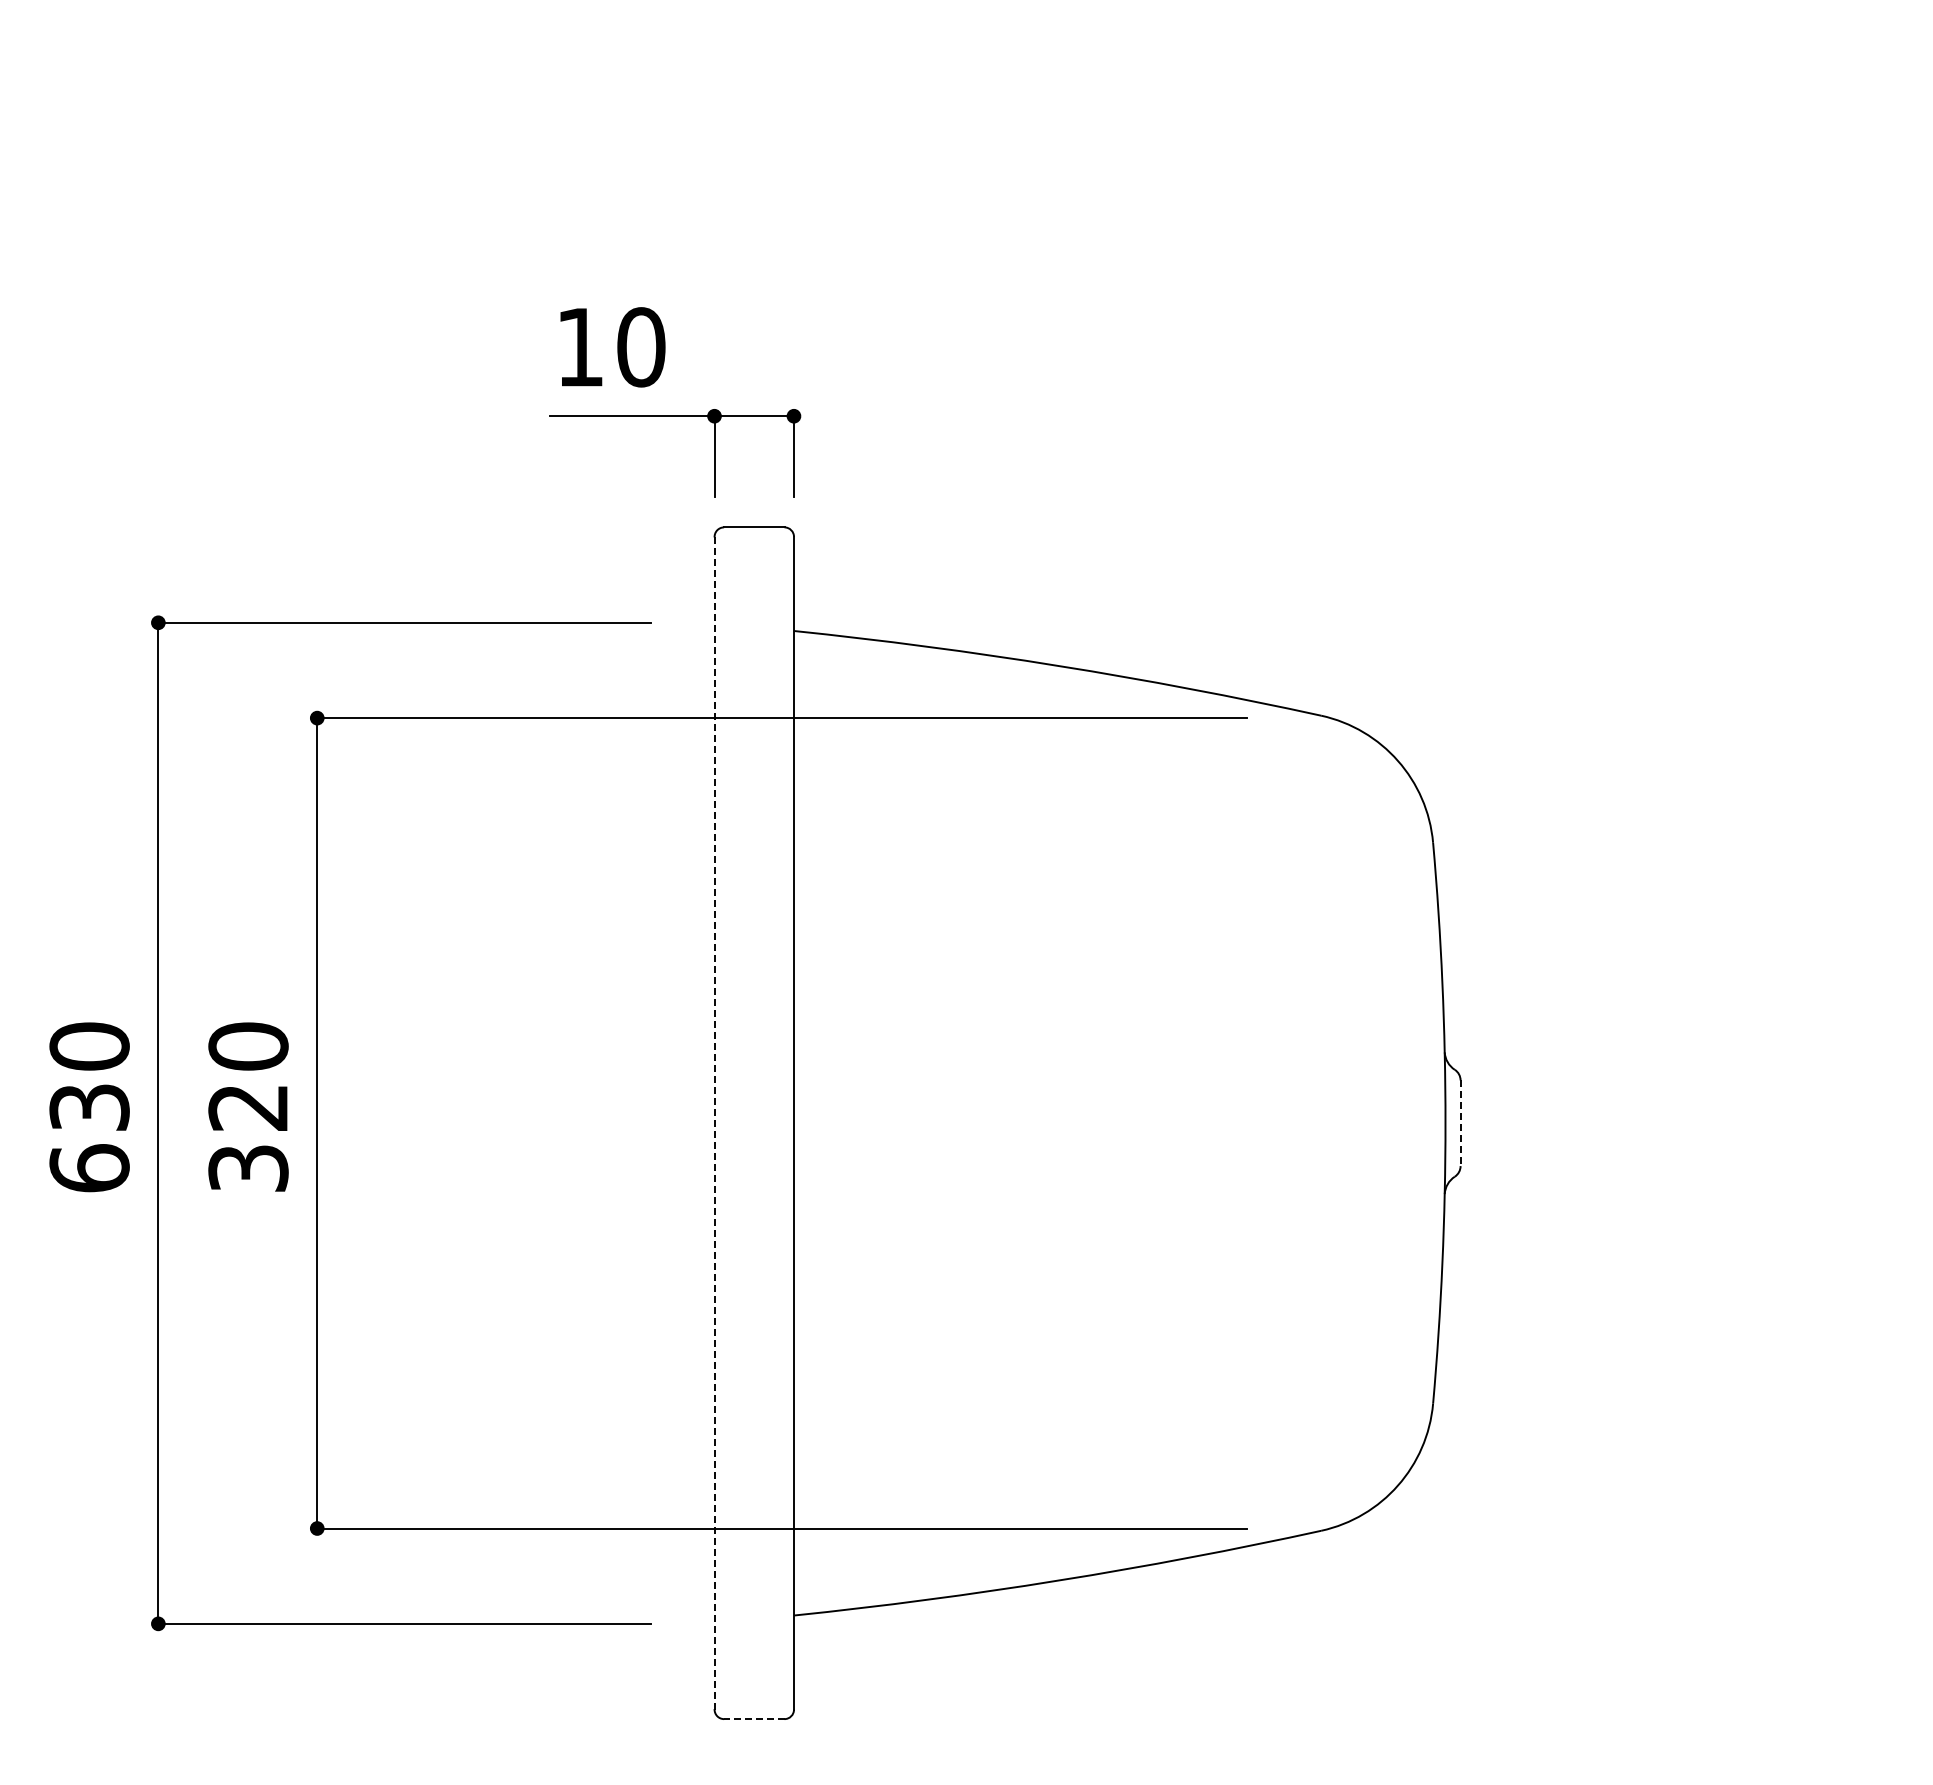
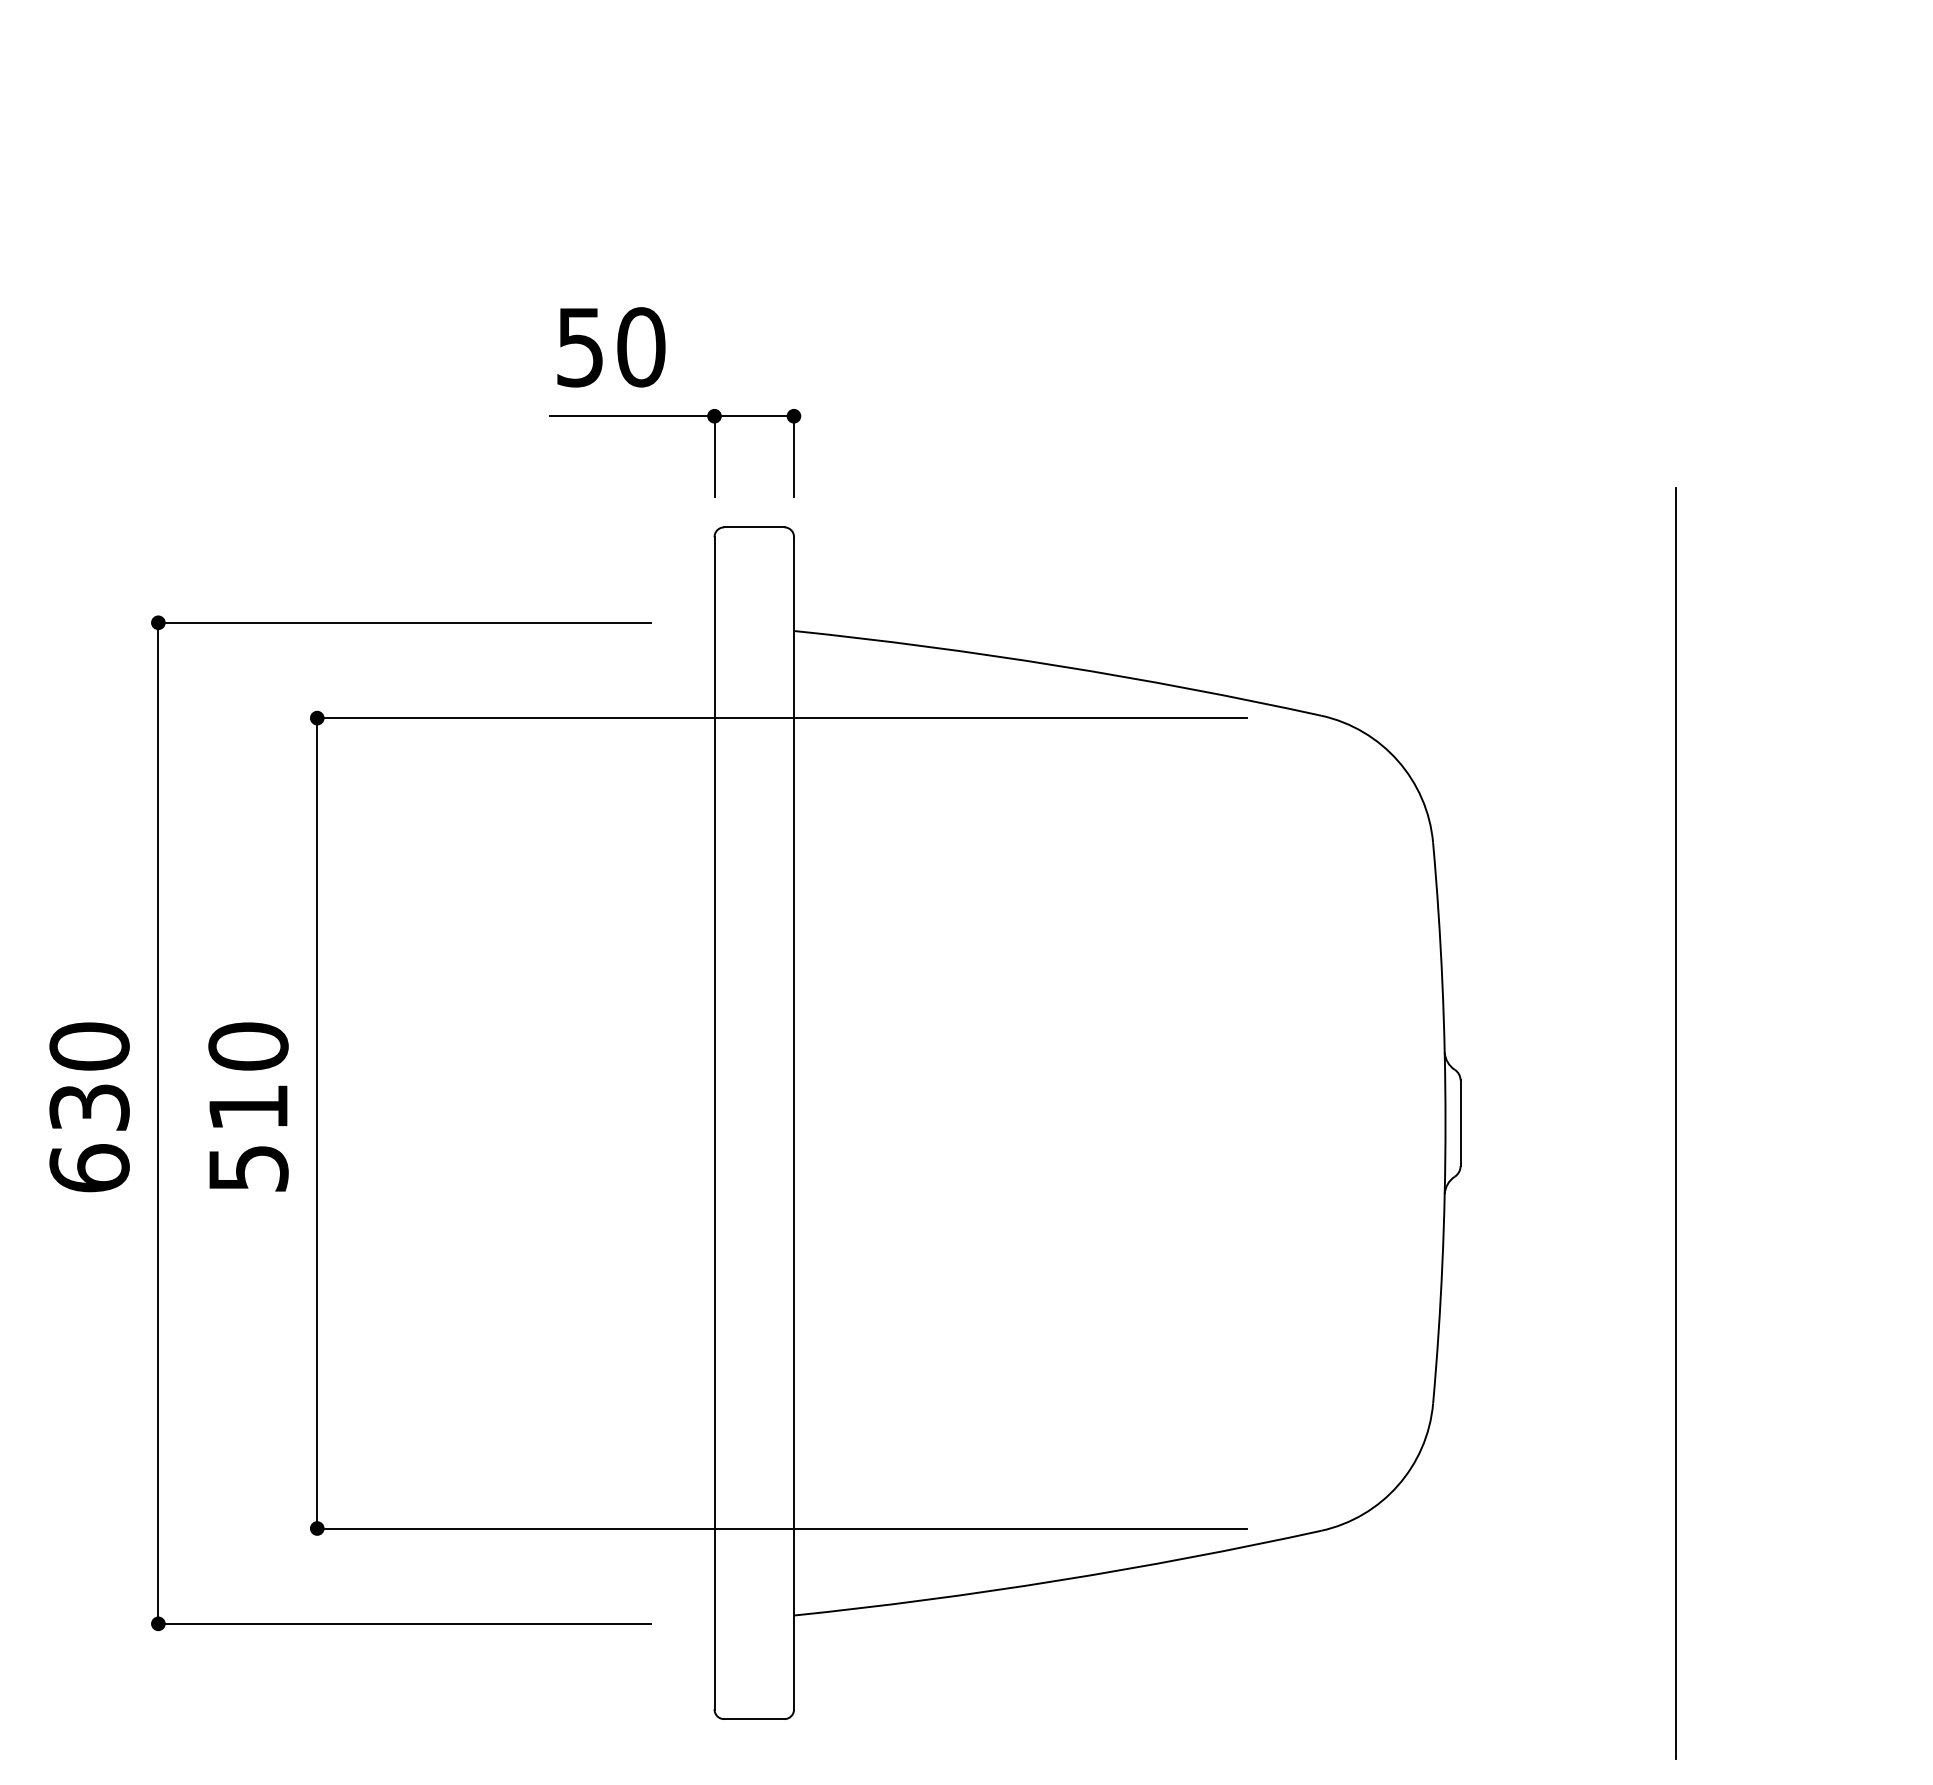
text: 10 -> 50 (579, 347)
line: dashed -> solid (714, 1122)
line: none -> present (1675, 1122)
line: dashed -> solid (1460, 1123)
text: 320 -> 510 (248, 1138)
line: dashed -> solid (753, 1719)
